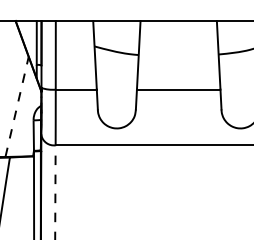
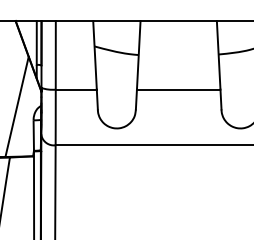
line: dashed -> solid (17, 106)
line: dashed -> solid (55, 192)
